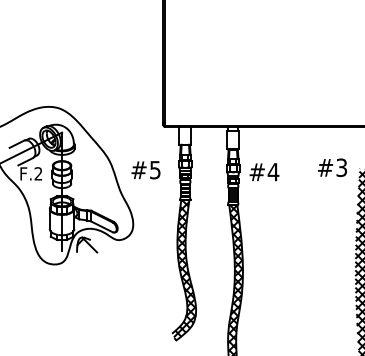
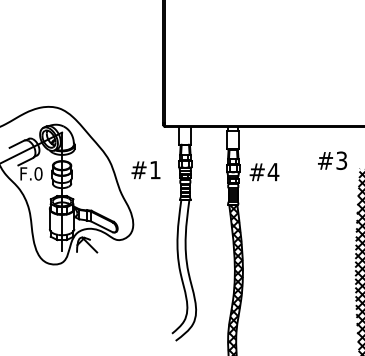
text position: (332, 167) -> (332, 160) (332, 160)
text: #5 -> #1 (155, 170)
text: F.2 -> F.0 (38, 173)
hatch: present -> none (184, 270)
